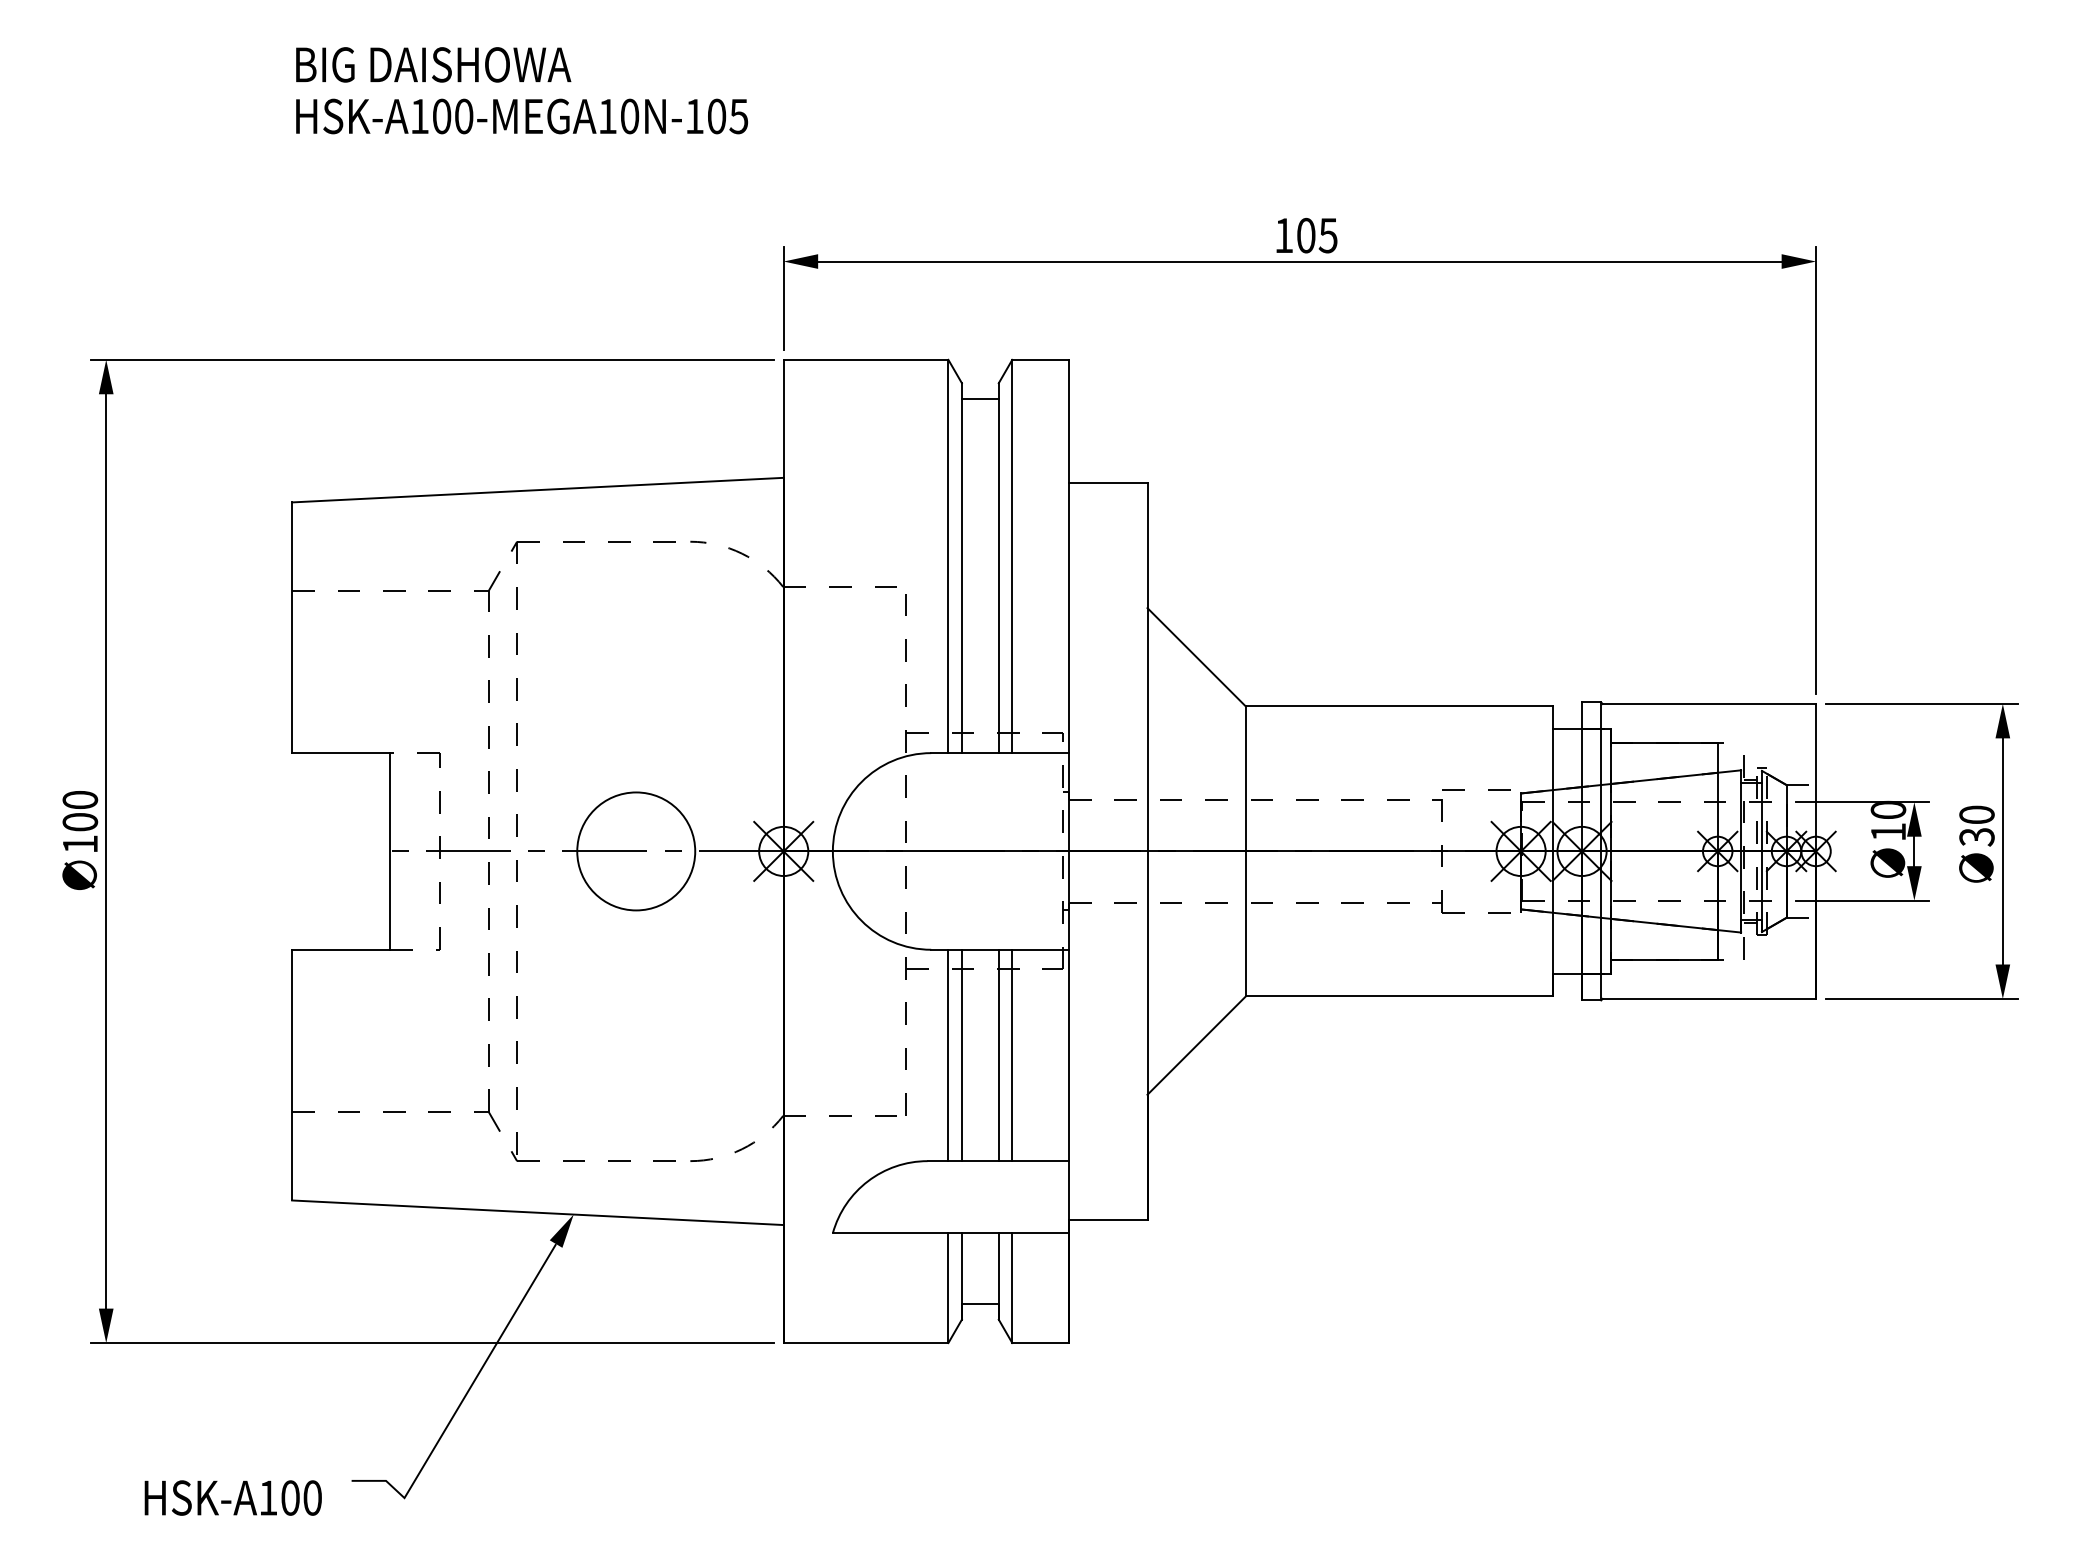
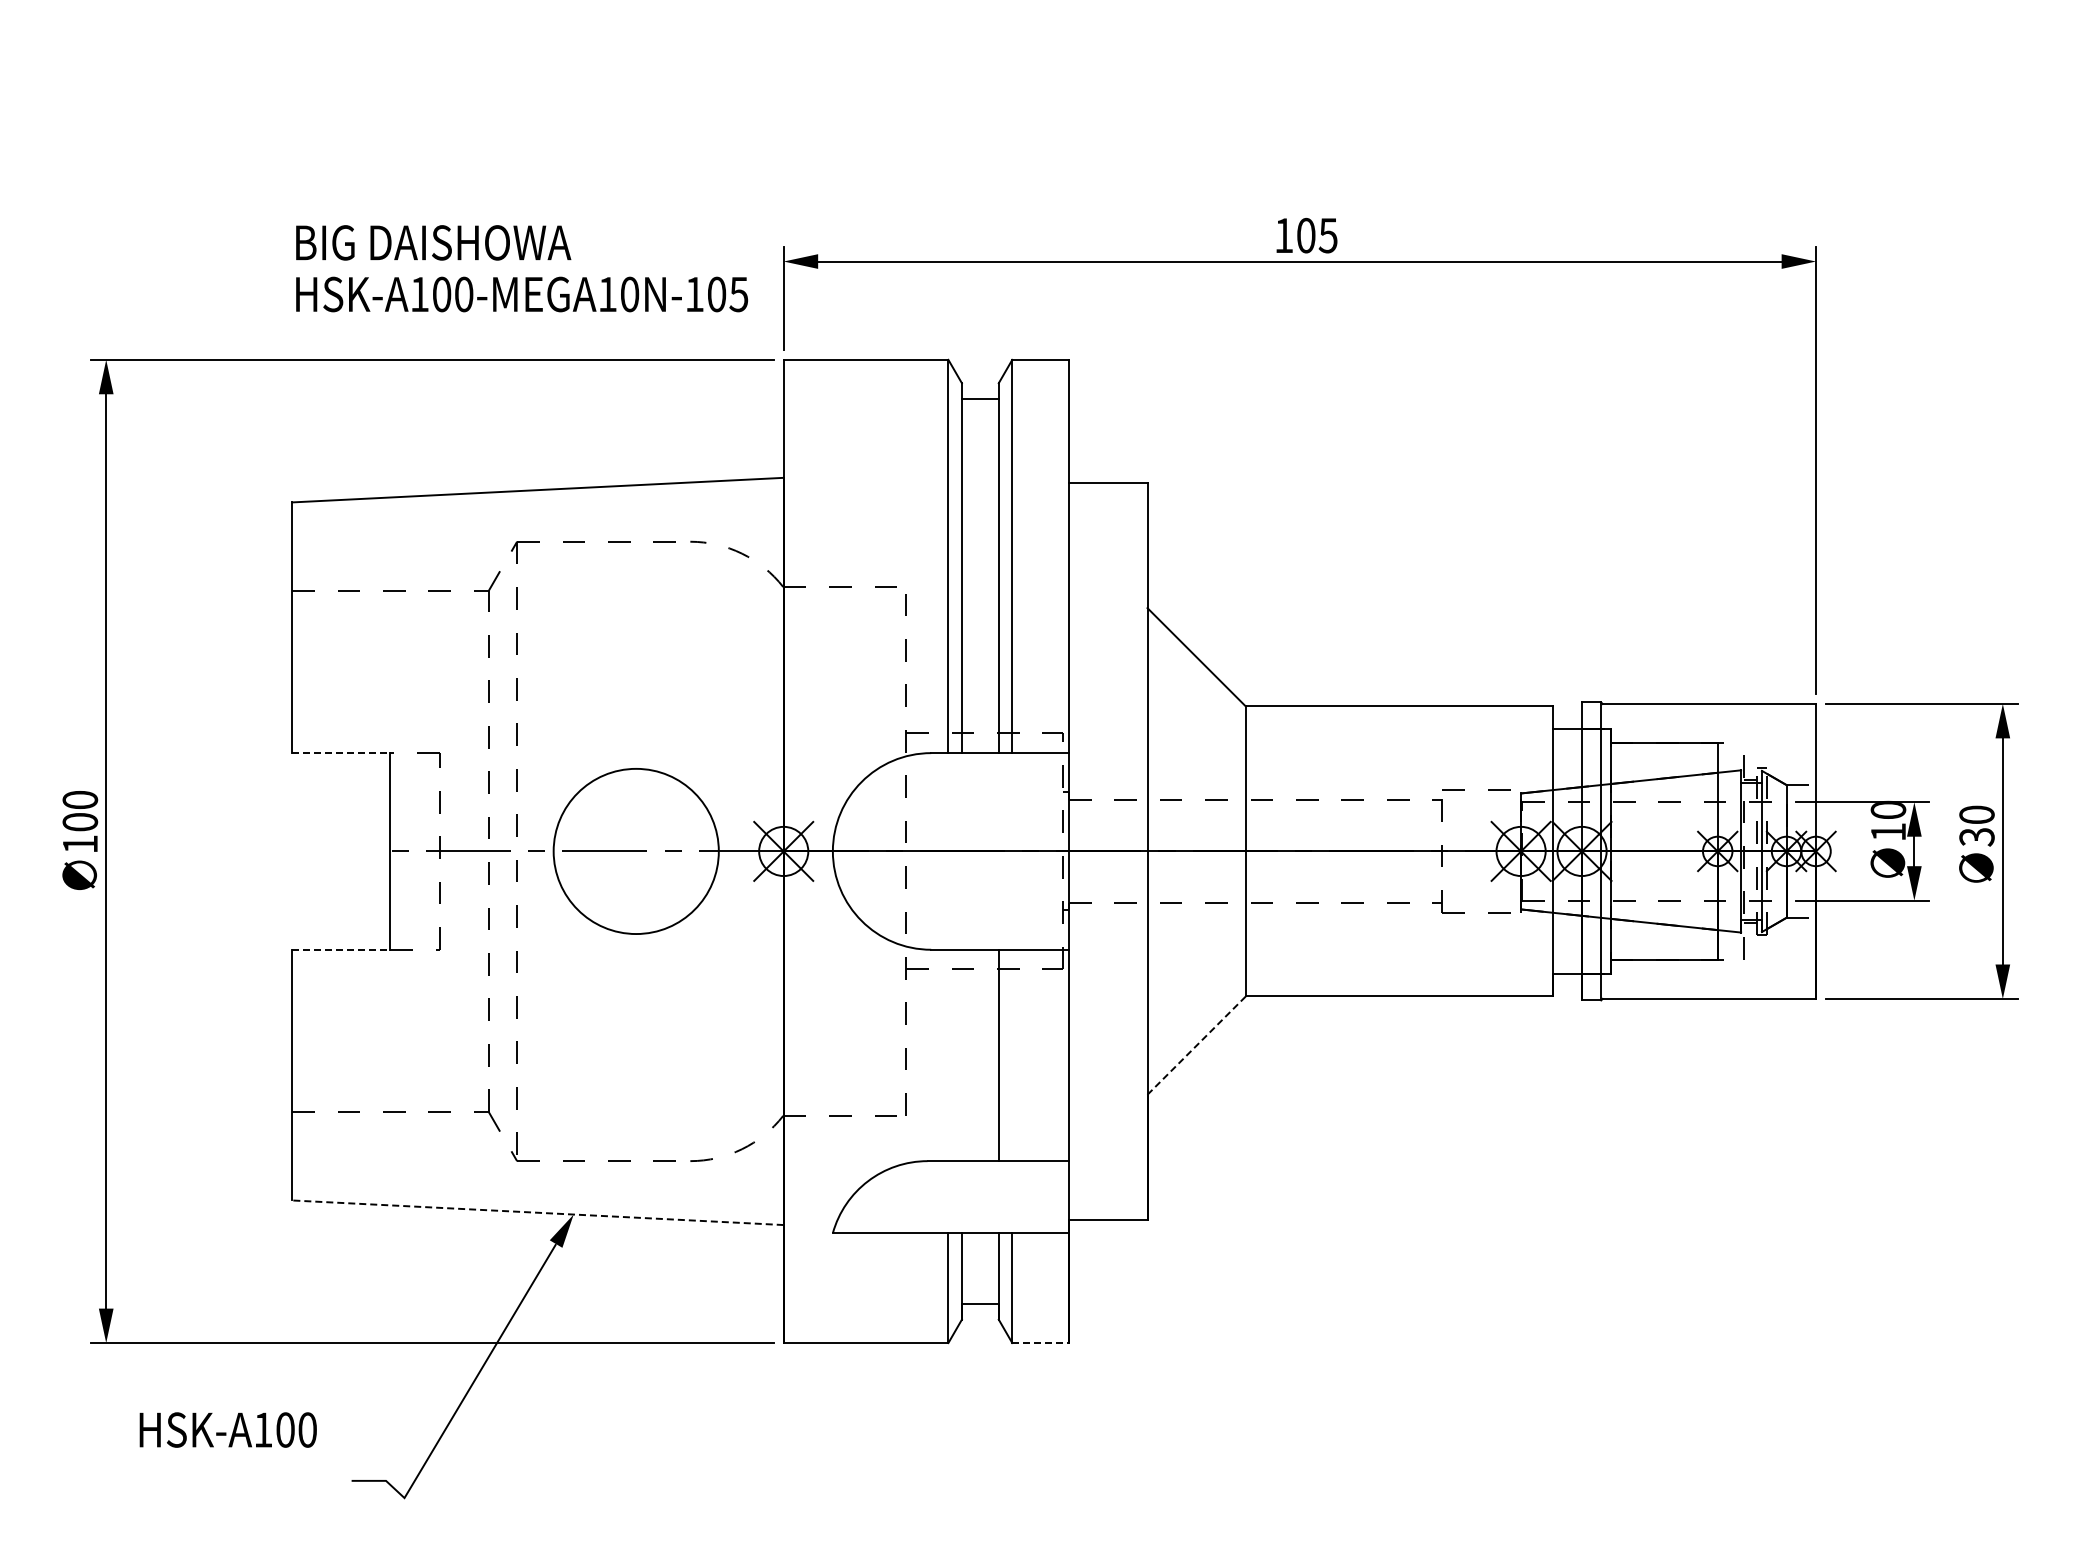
text position: (522, 90) -> (522, 268) (522, 268)
line: solid -> dashed (341, 753)
circle diameter: 118 px -> 165 px (635, 851)
line: solid -> dashed (341, 949)
line: solid -> dashed (1196, 1045)
line: present -> none (948, 1055)
line: present -> none (961, 1055)
line: present -> none (1012, 1055)
line: solid -> dashed (537, 1212)
line: solid -> dashed (1041, 1343)
text position: (232, 1497) -> (227, 1429) (227, 1429)
